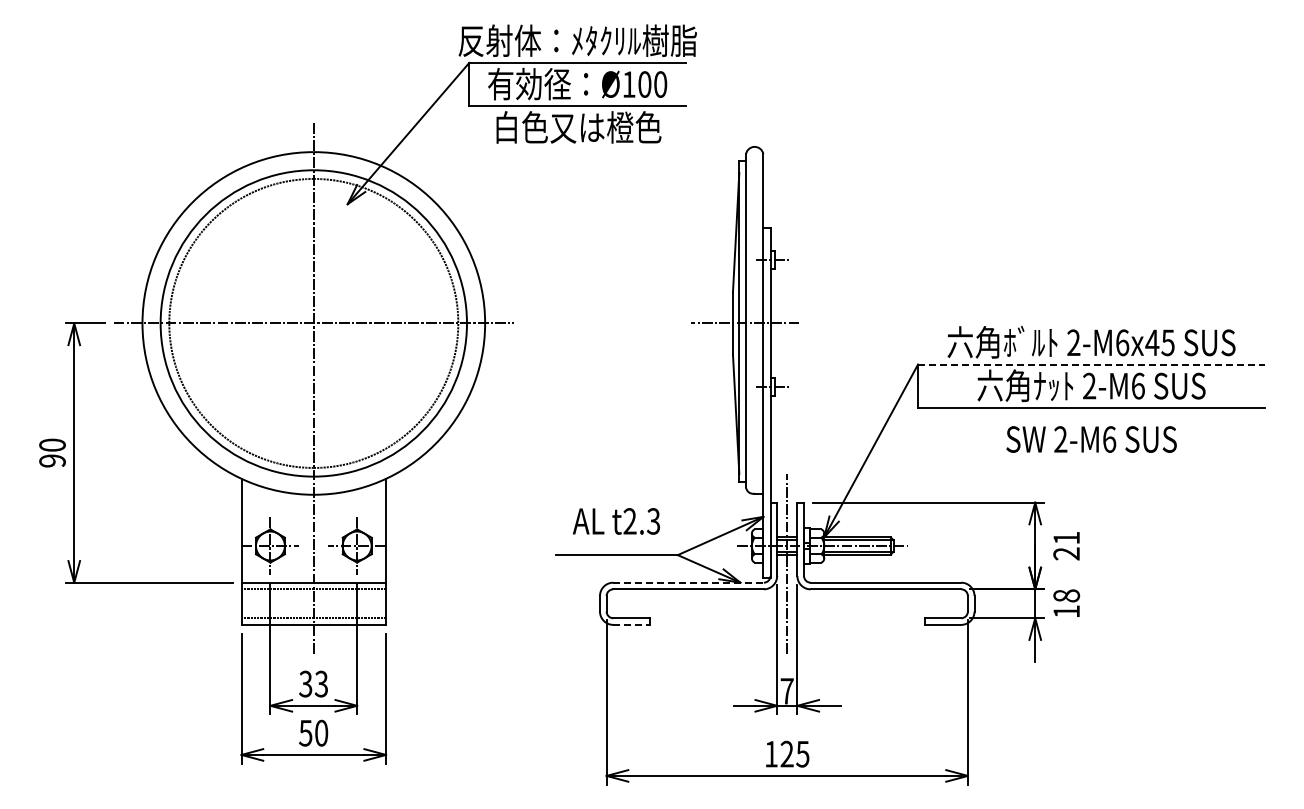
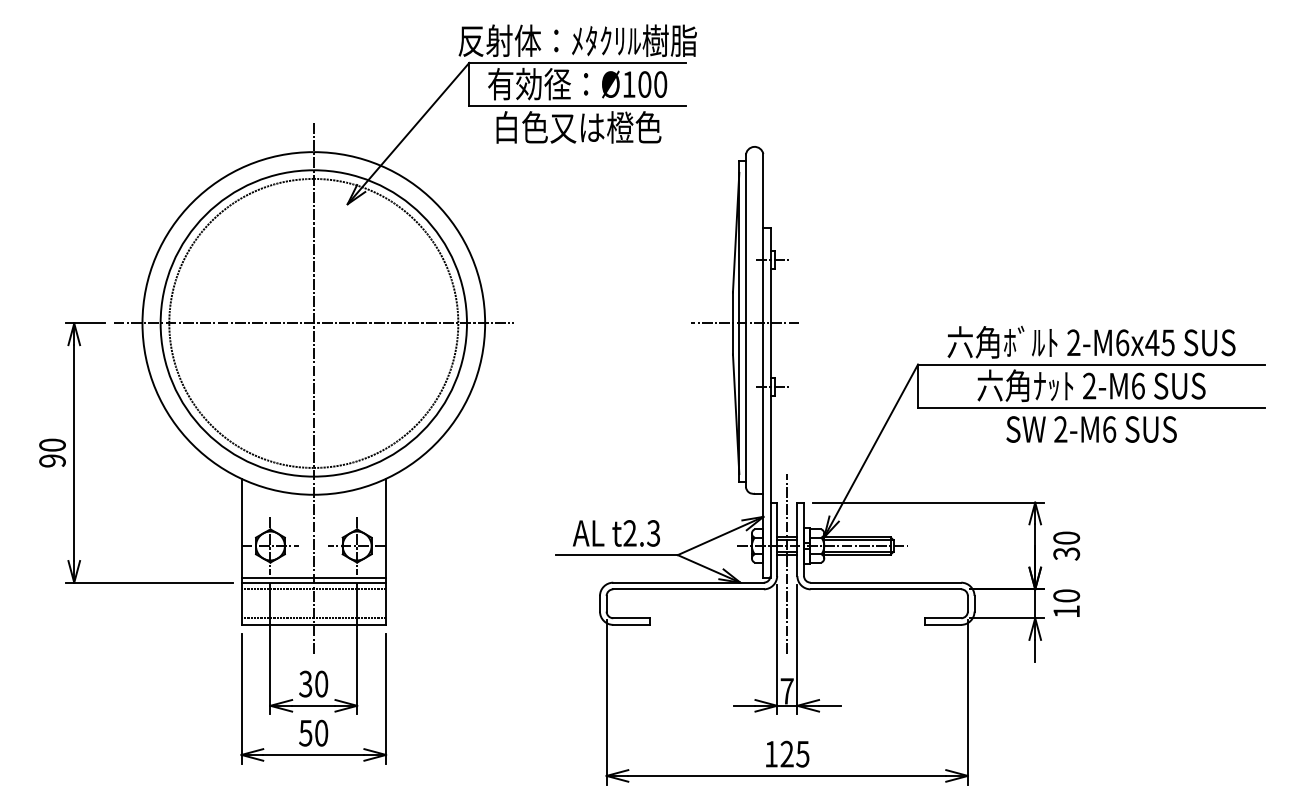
line: dashed -> solid (1091, 364)
text position: (1091, 439) -> (1091, 429) (1091, 429)
text position: (616, 521) -> (616, 533) (616, 533)
text: 21 -> 30 (1066, 545)
line: none -> present (313, 577)
line: dashed -> solid (689, 582)
text: 18 -> 10 (1066, 595)
line: dashed -> solid (632, 624)
text: 33 -> 30 (321, 683)
